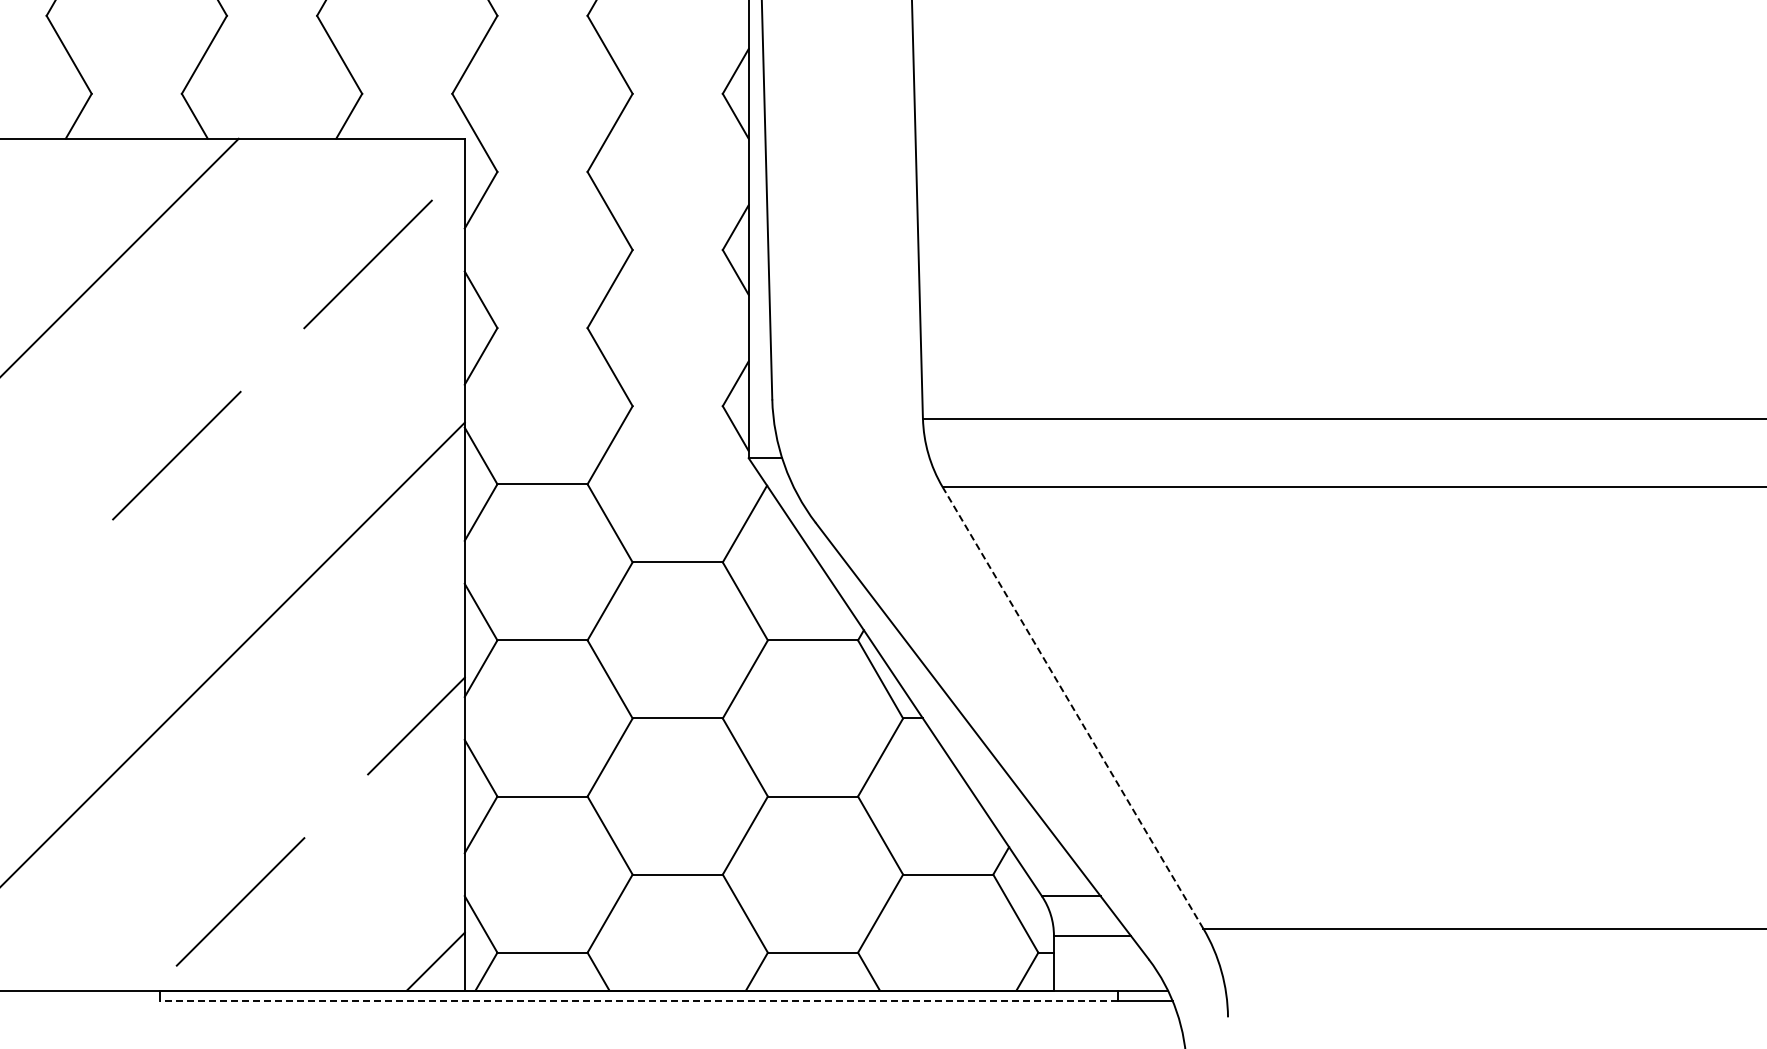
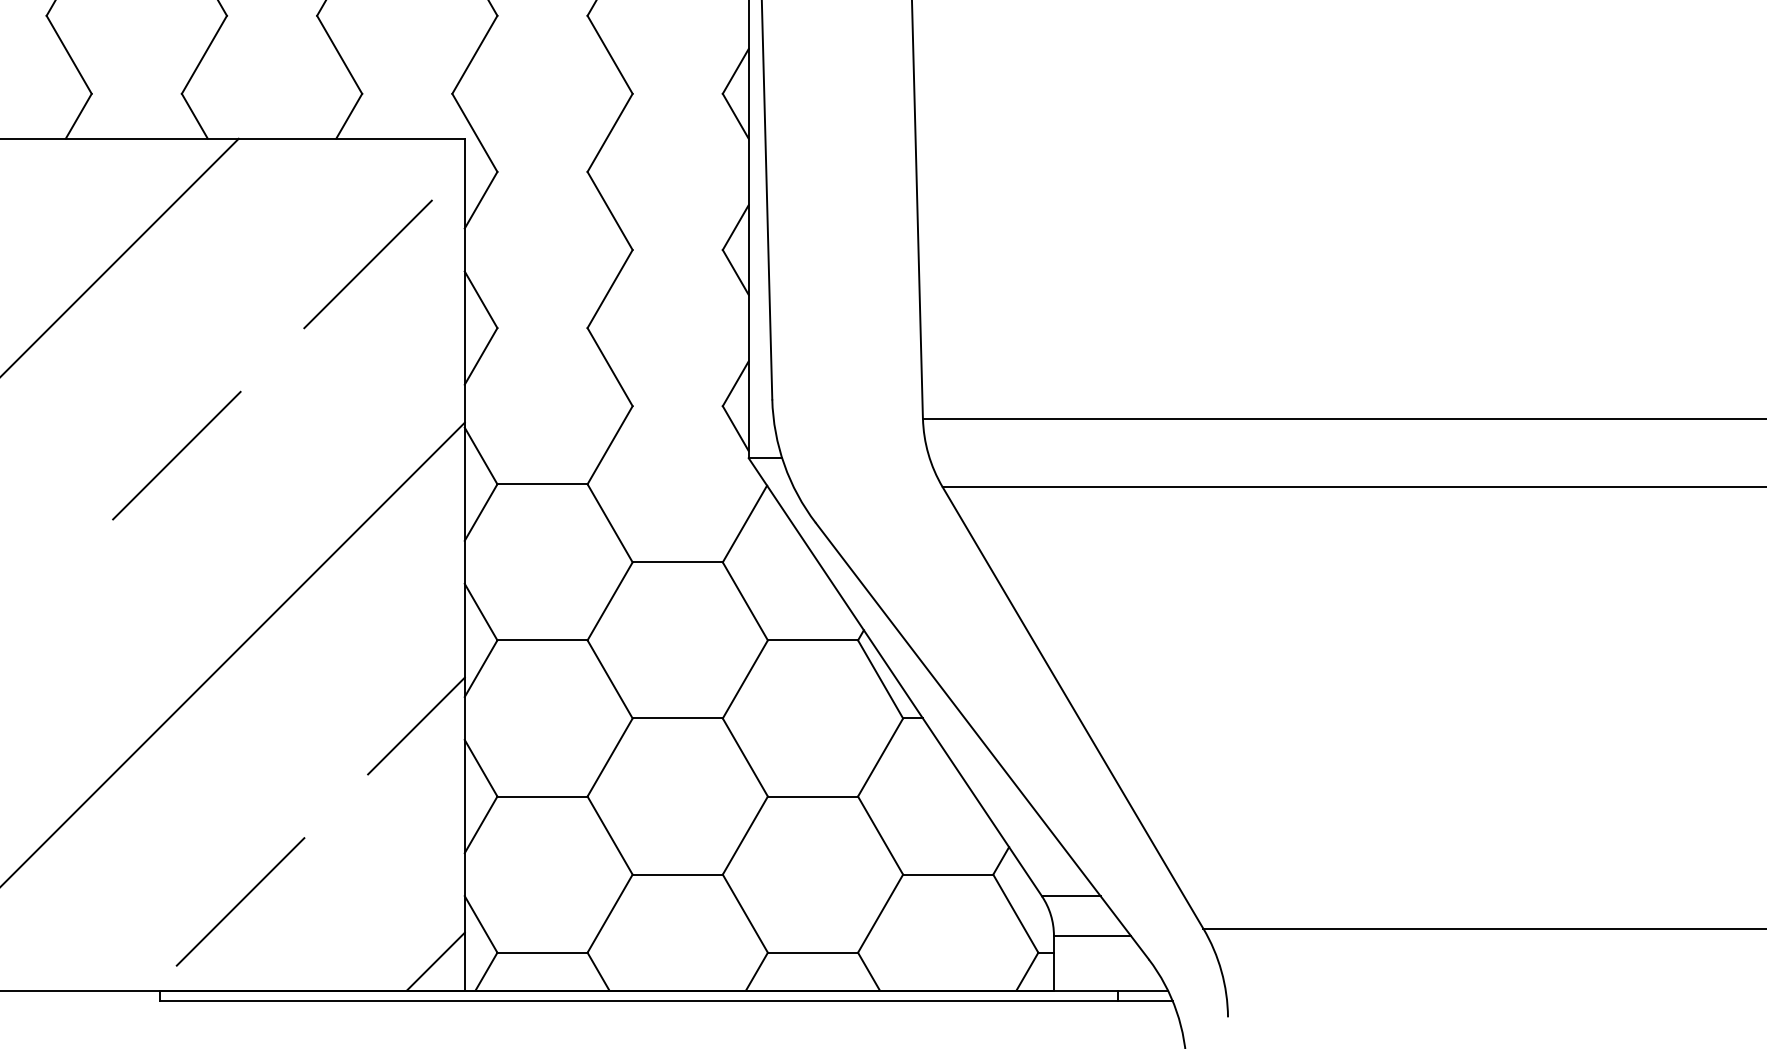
line: dashed -> solid (1072, 707)
line: dashed -> solid (638, 1001)
